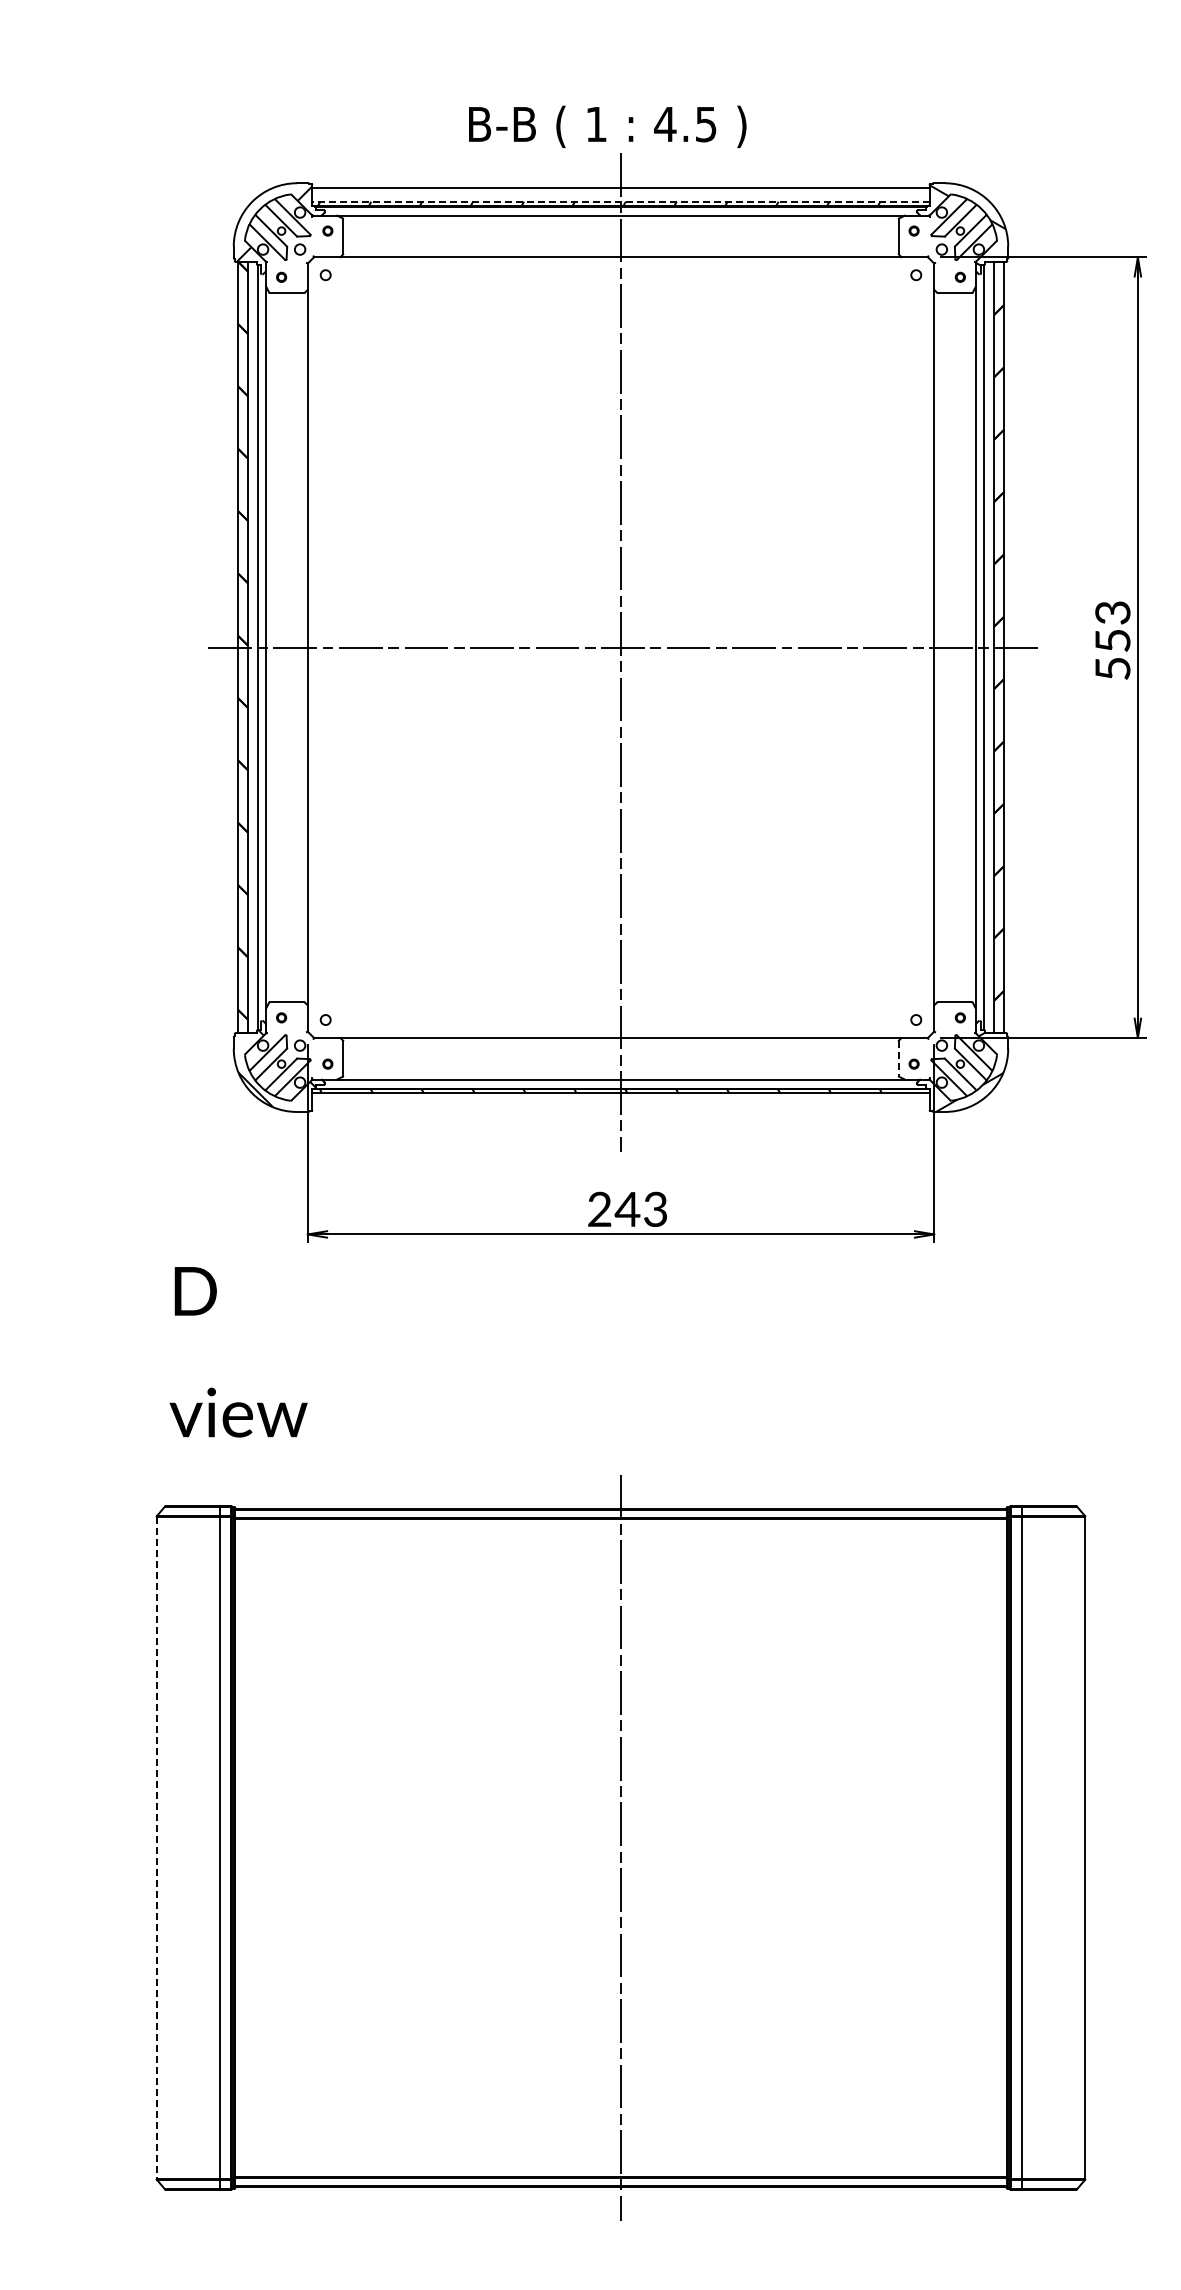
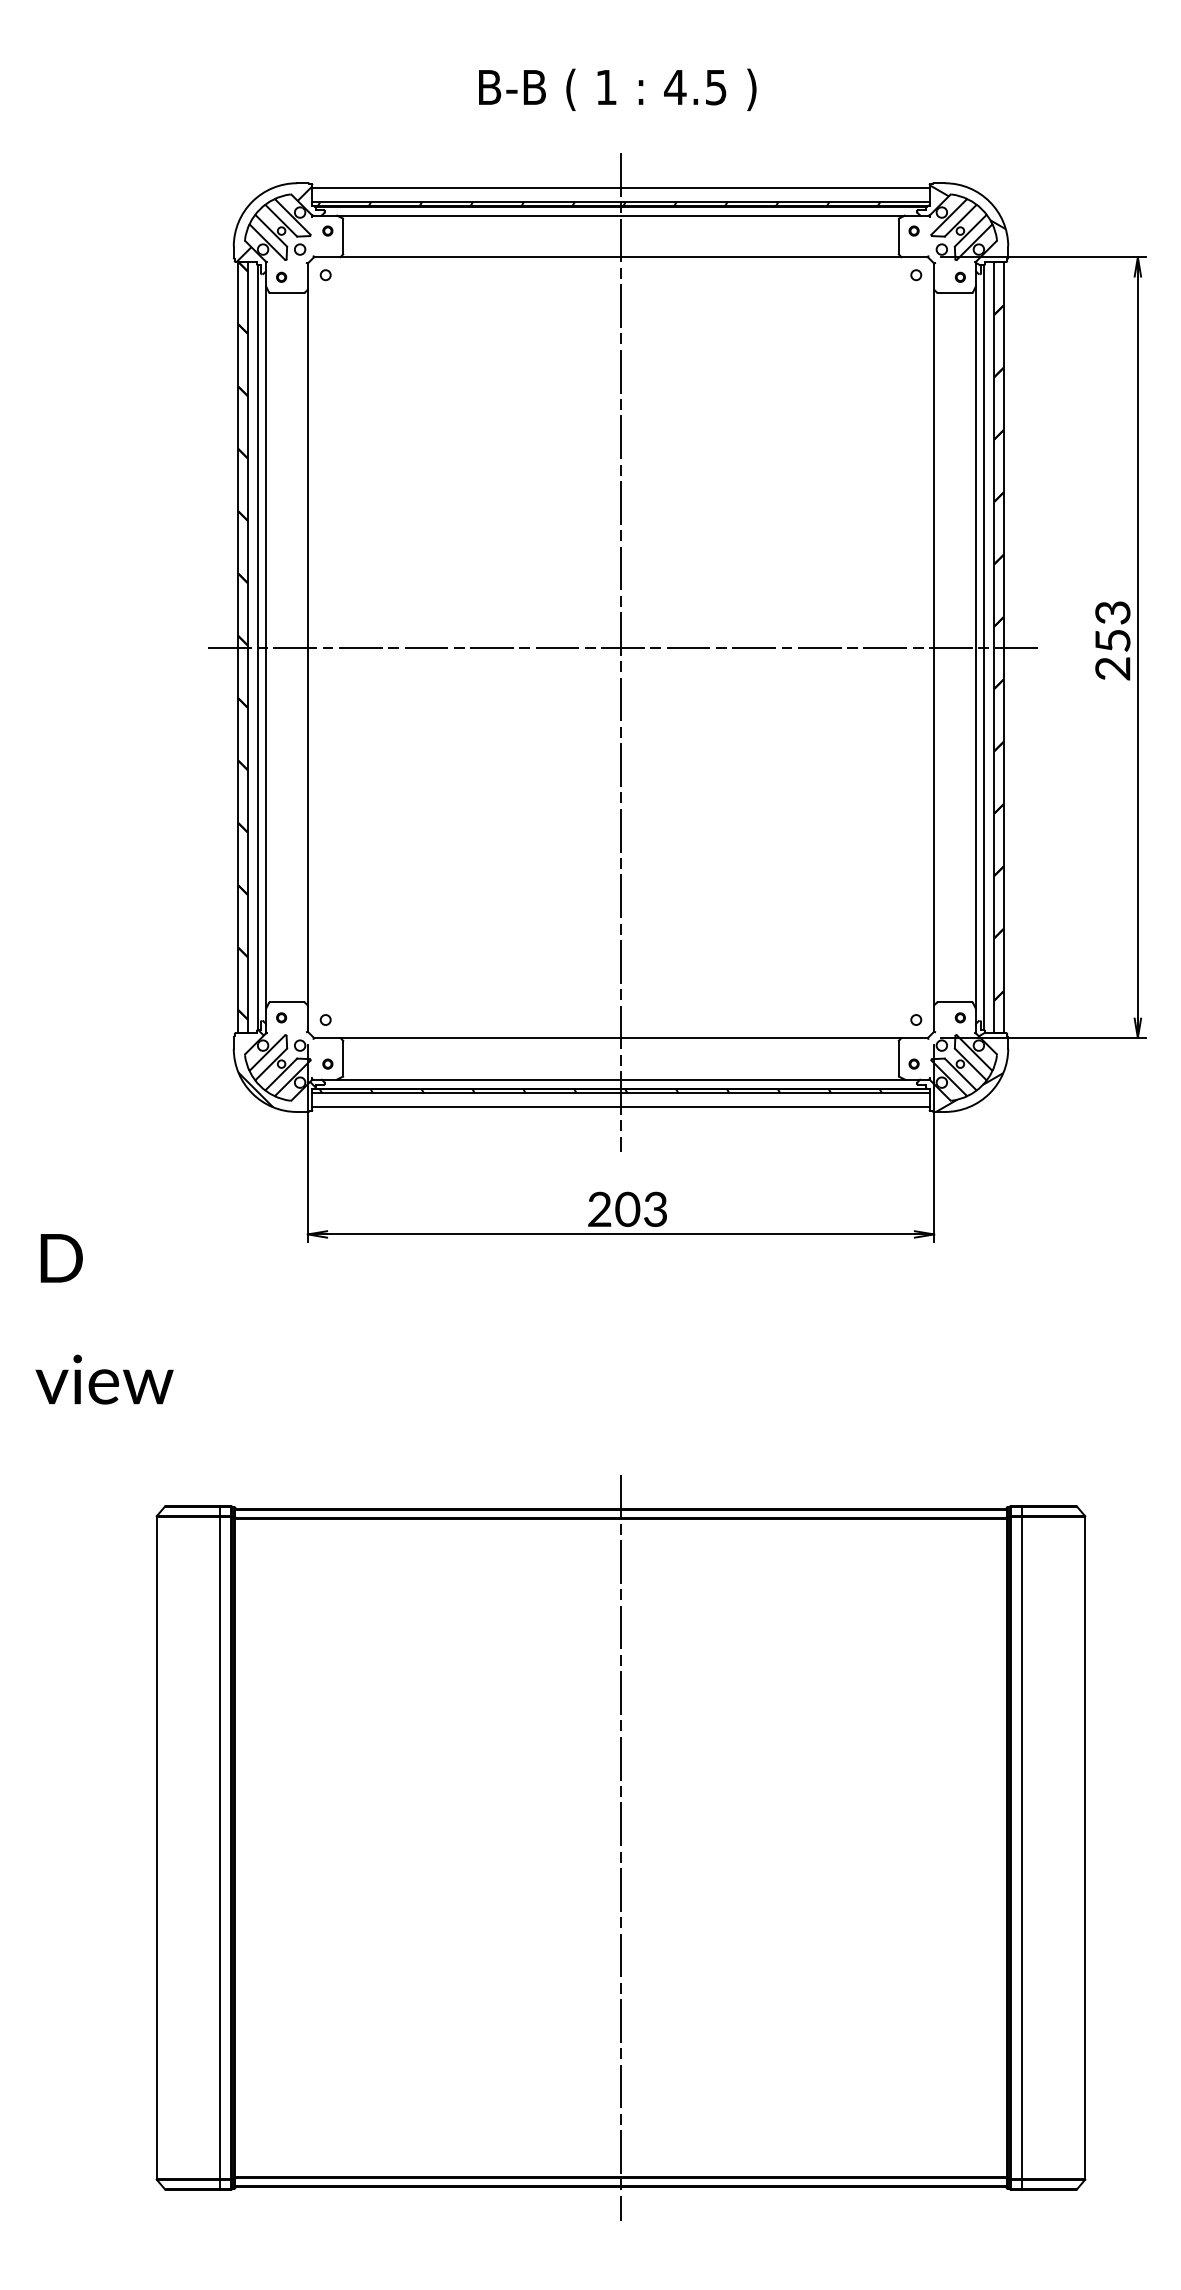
text position: (607, 126) -> (617, 89) (617, 89)
line: dashed -> solid (621, 201)
text: 553 -> 253 (1112, 668)
line: dashed -> solid (898, 1059)
line: none -> present (620, 1107)
text: 243 -> 203 (627, 1208)
text position: (238, 1352) -> (104, 1319) (104, 1319)
line: dashed -> solid (156, 1848)
